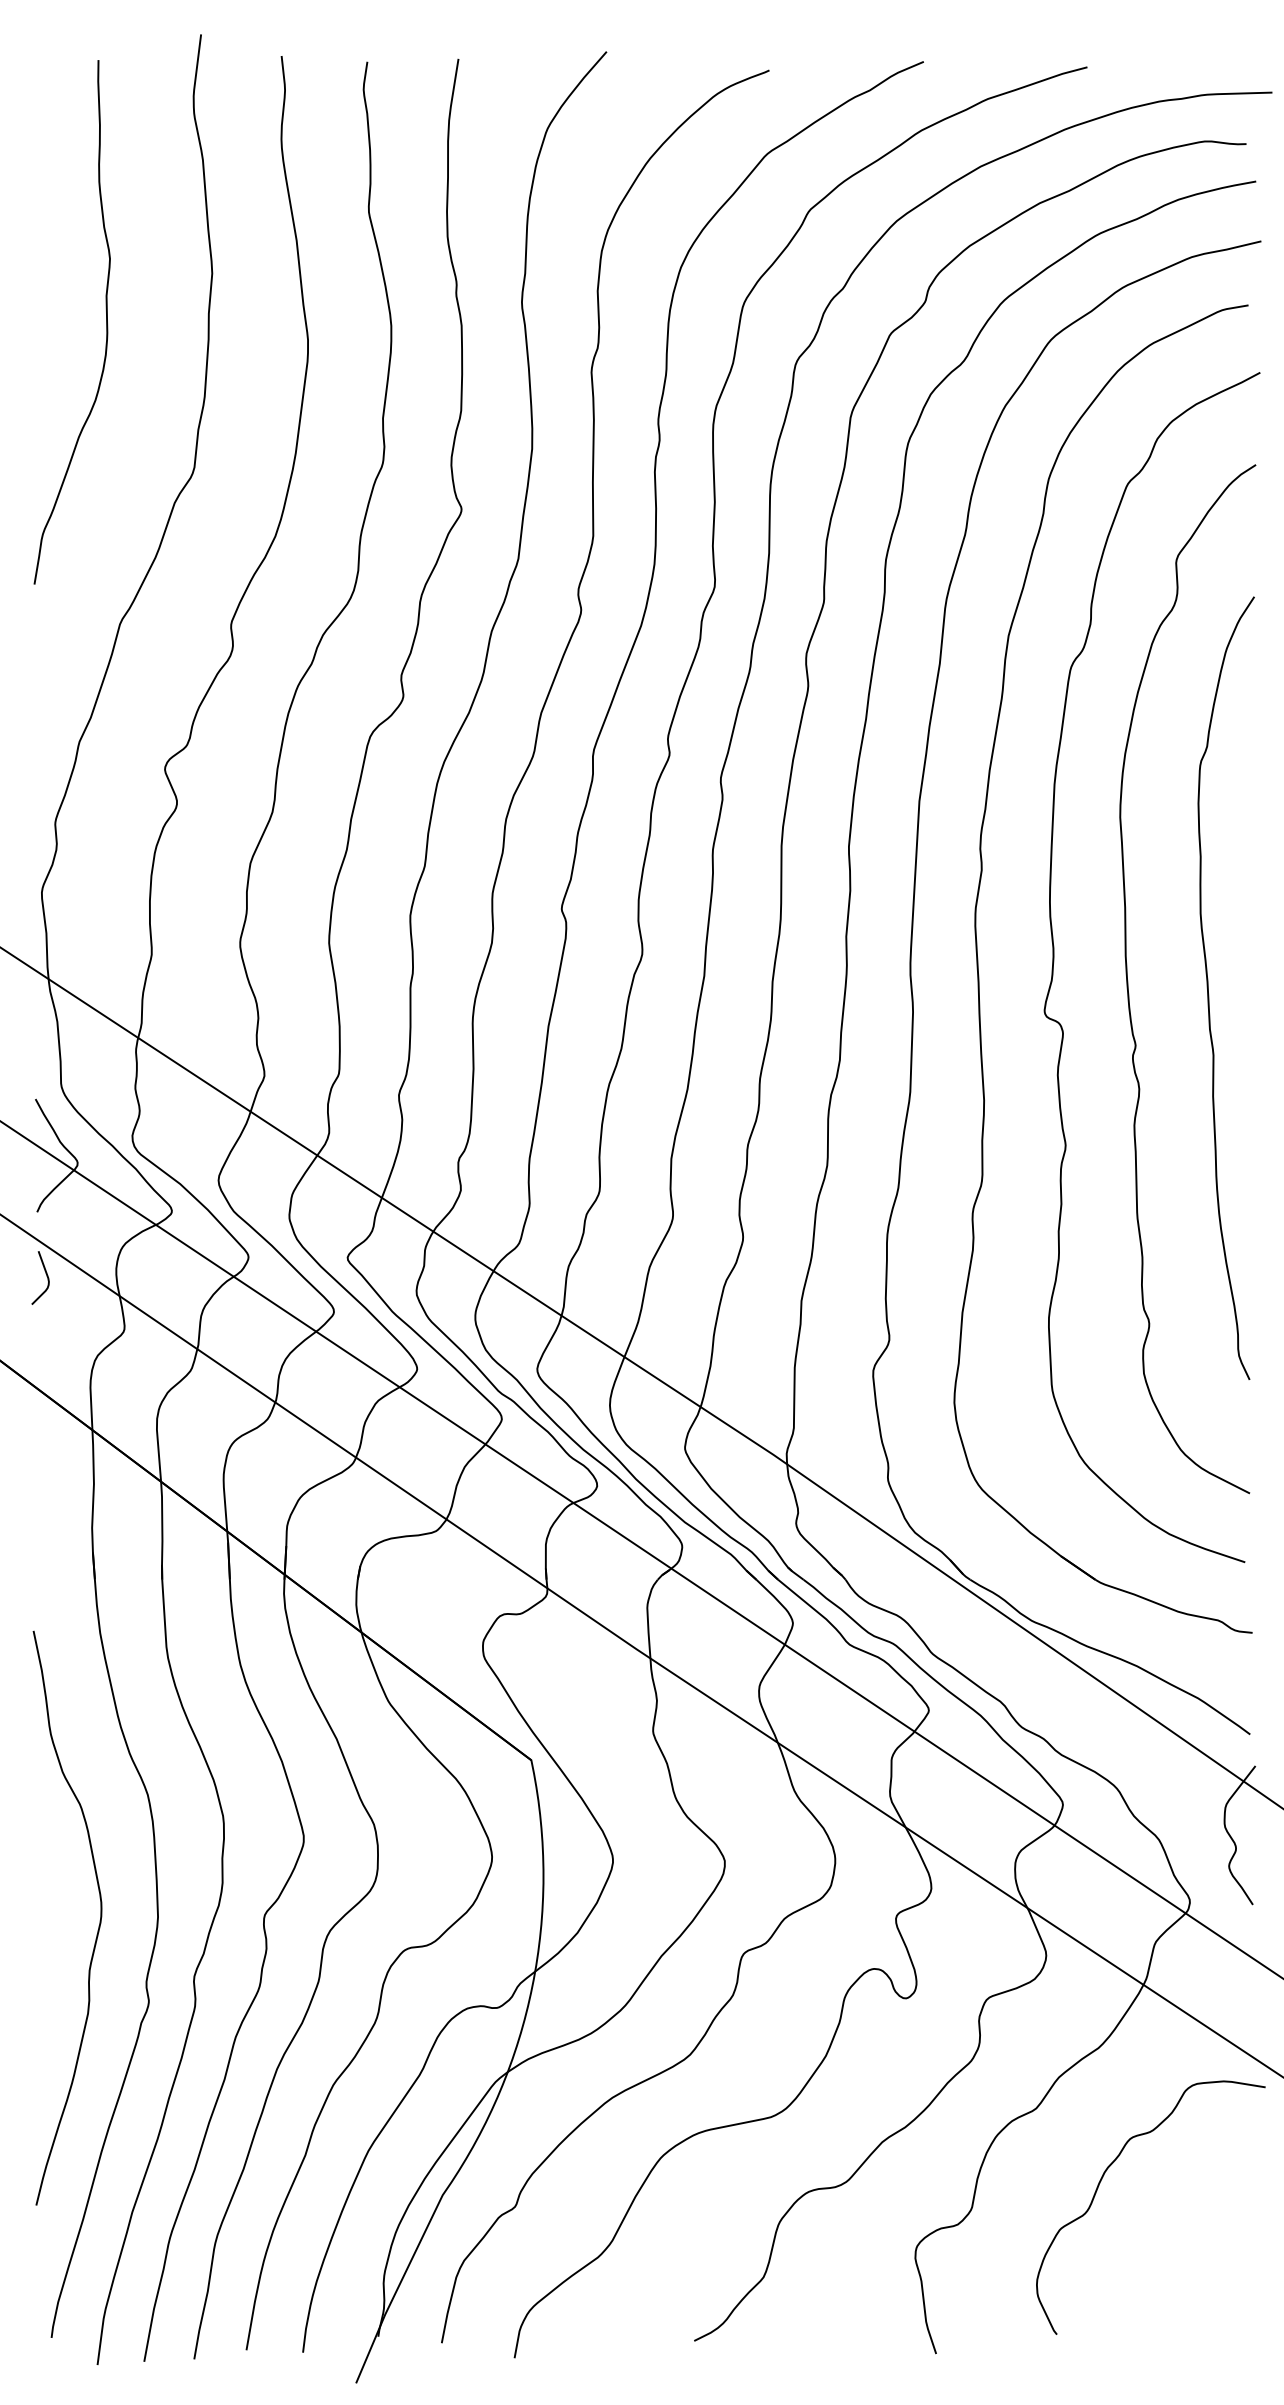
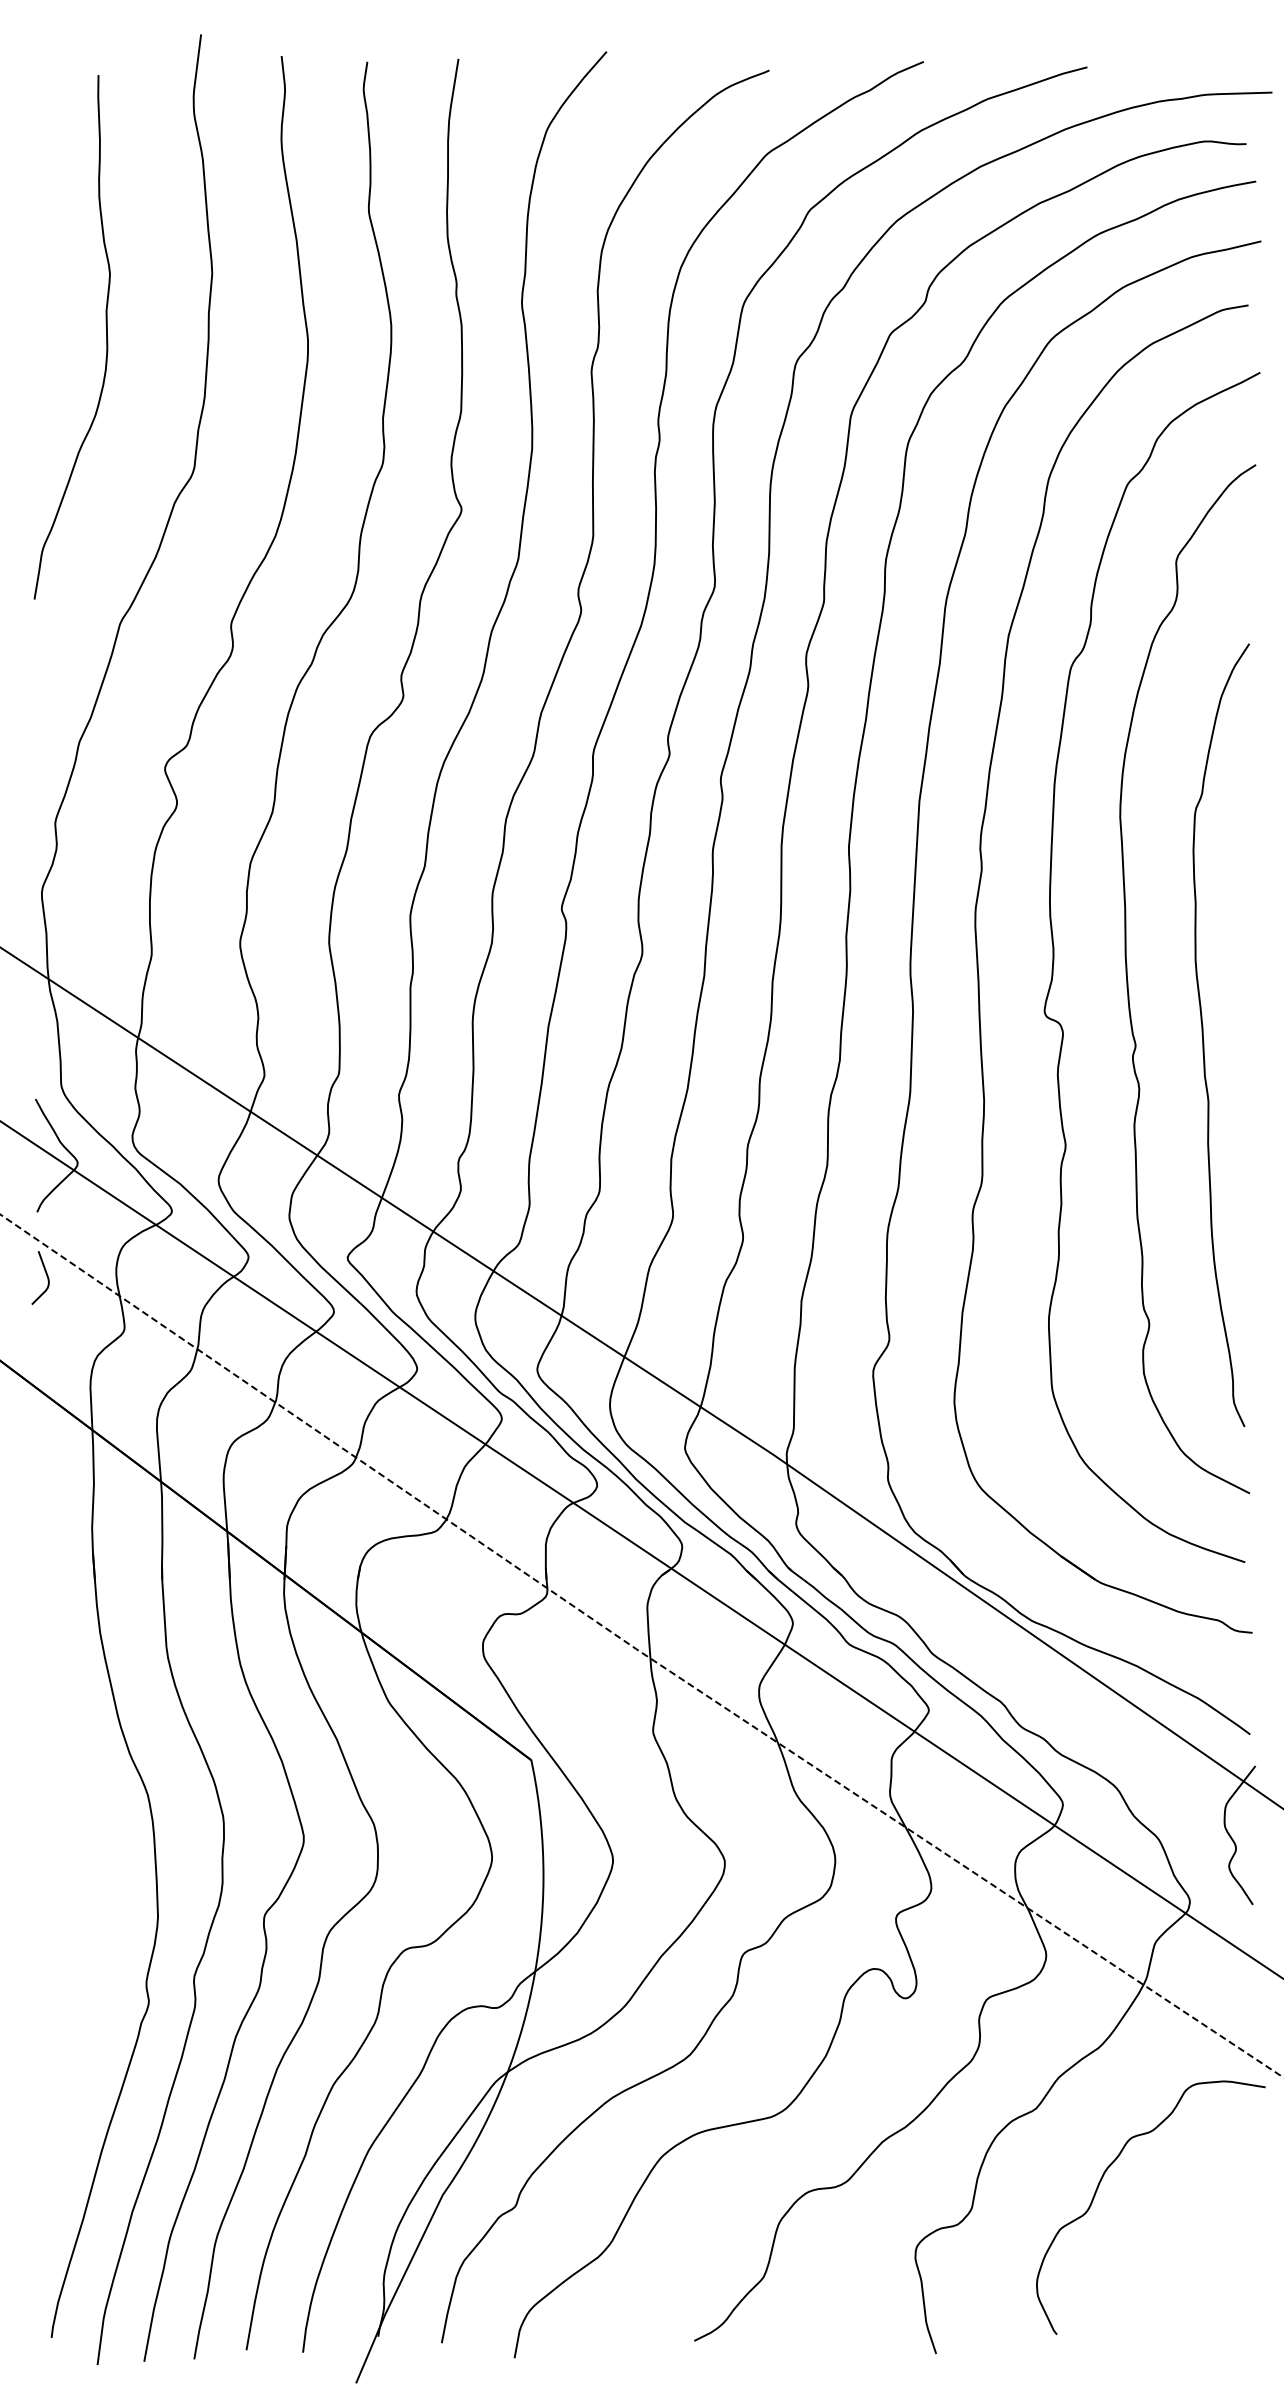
curve position: (106, 322) -> (106, 337) (106, 337)
curve position: (1208, 987) -> (1203, 1034) (1203, 1034)
line: solid -> dashed (637, 1649)
curve: present -> none (98, 1925)
